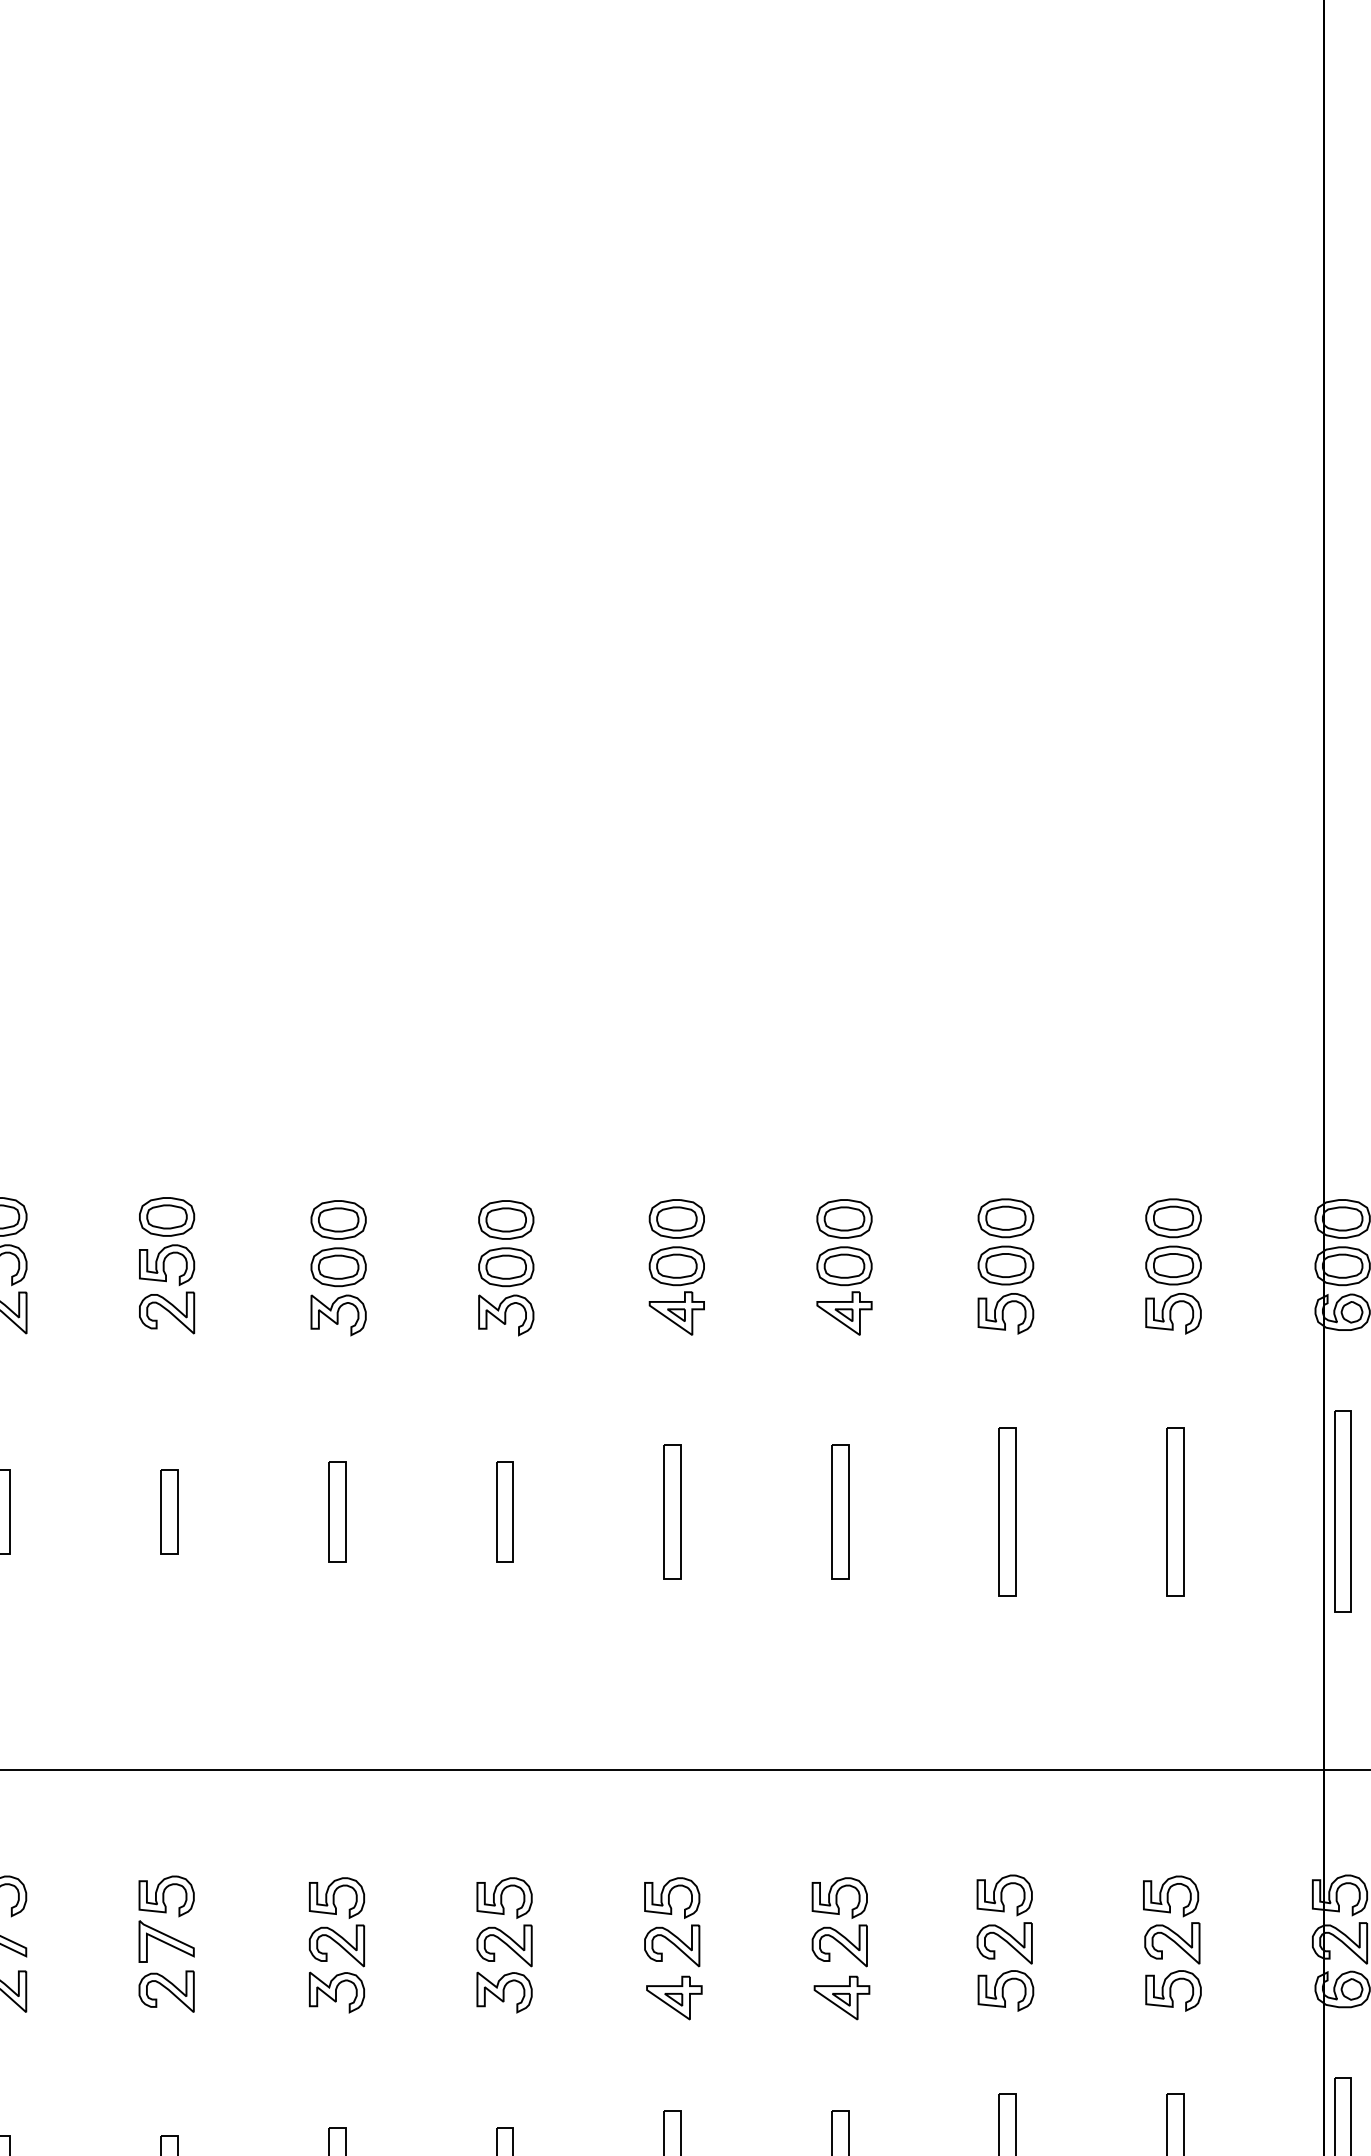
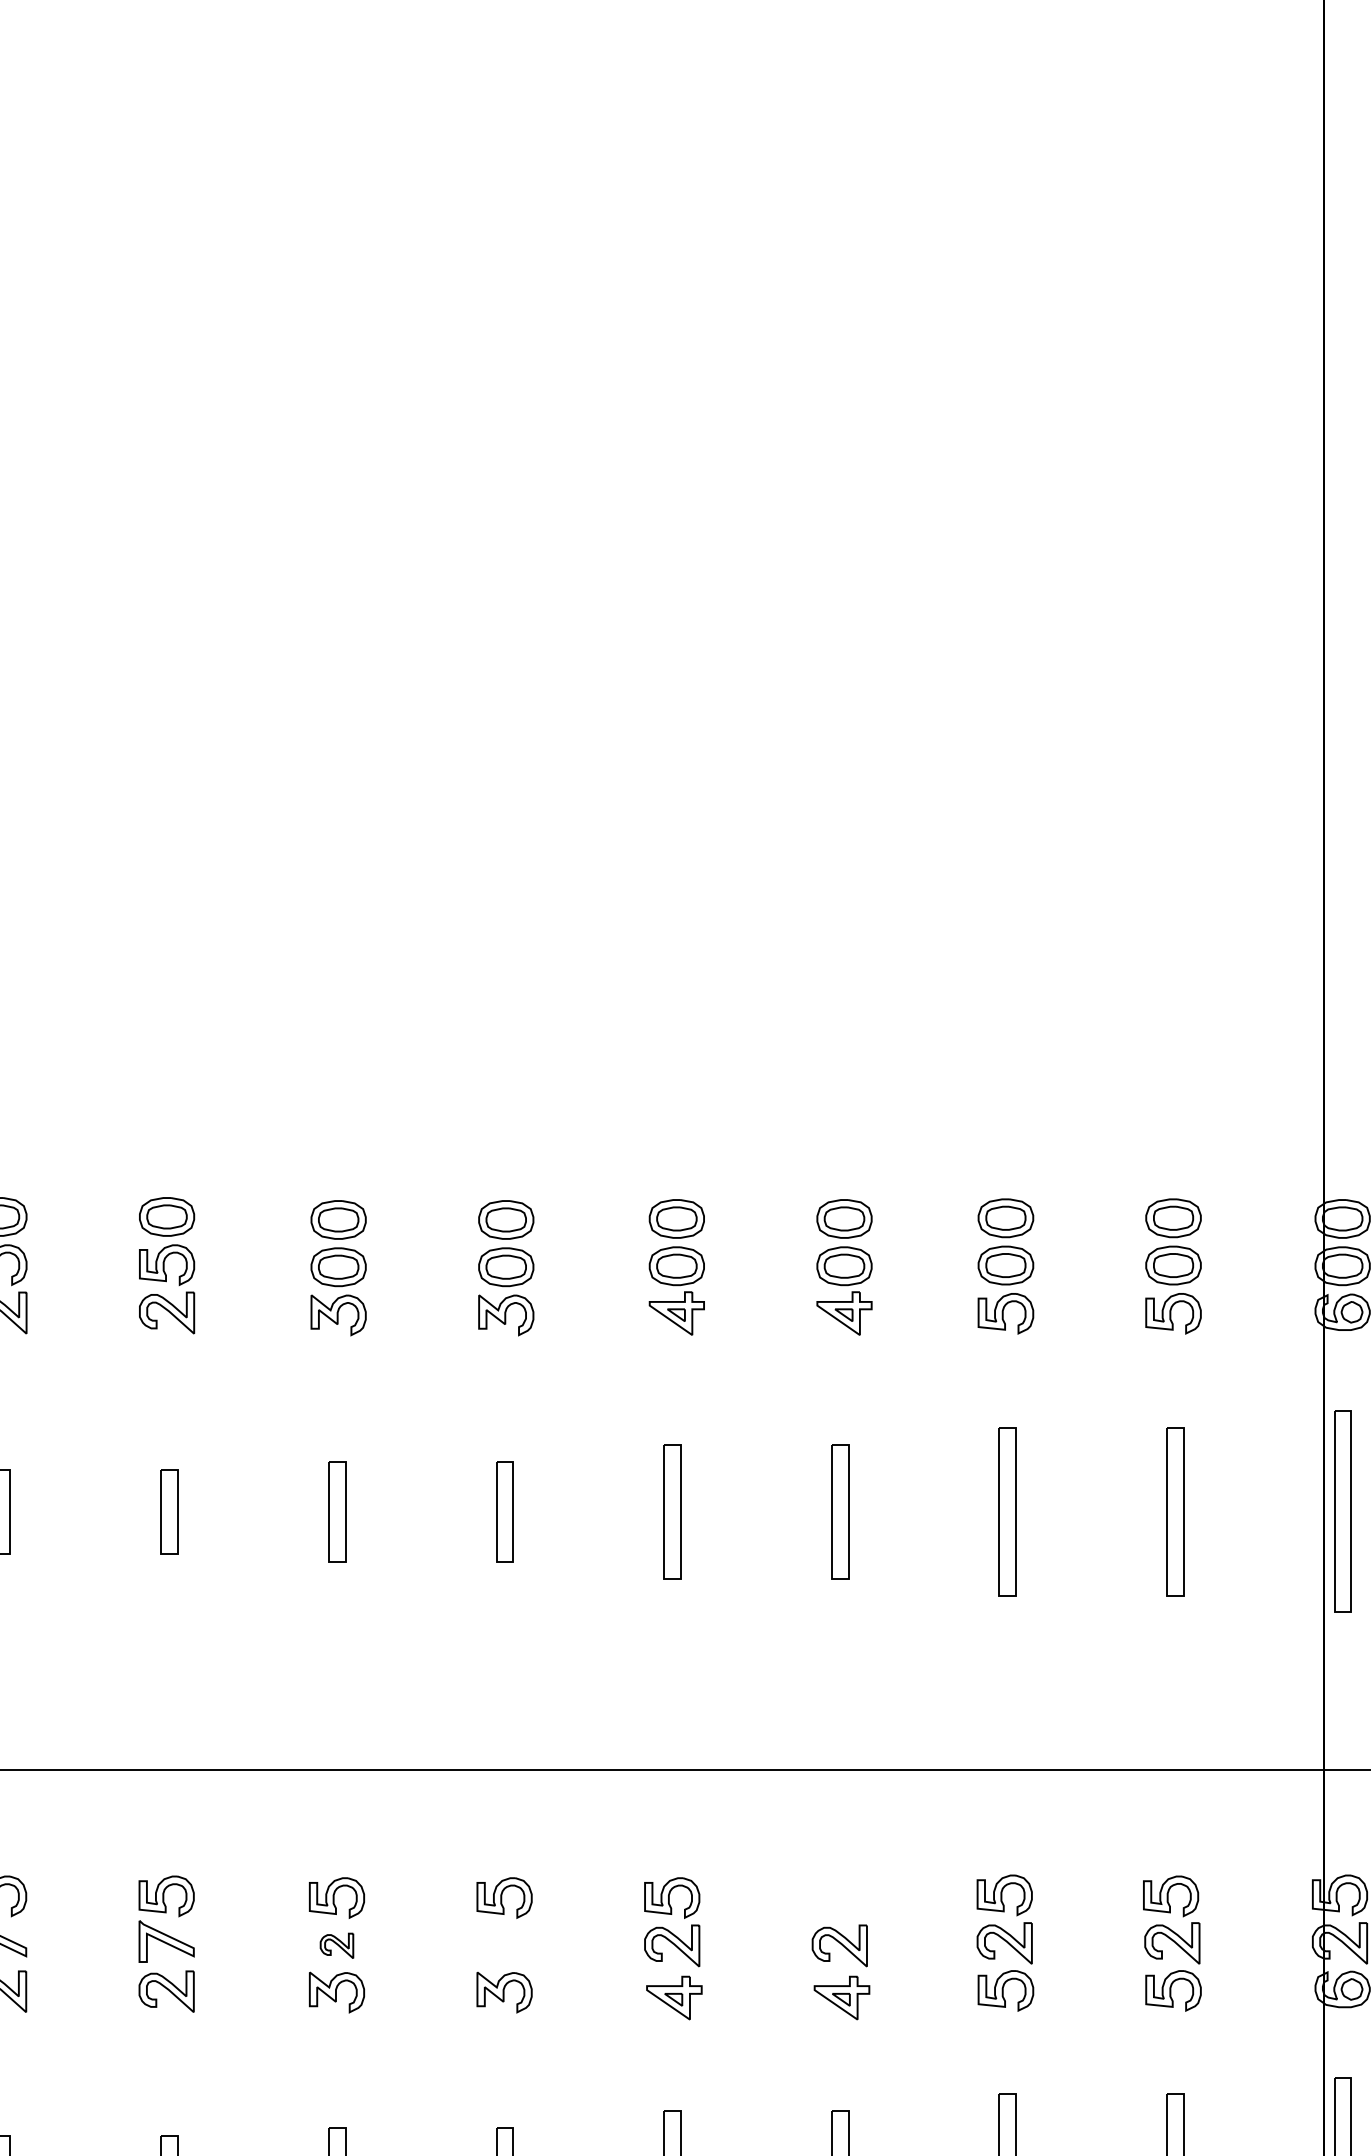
part: present -> none (839, 1897)
part size: 56x44 px -> 36x27 px (336, 1945)
part: present -> none (504, 1945)
